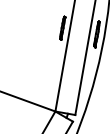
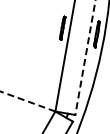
line: solid -> dashed (85, 57)
line: solid -> dashed (27, 101)
